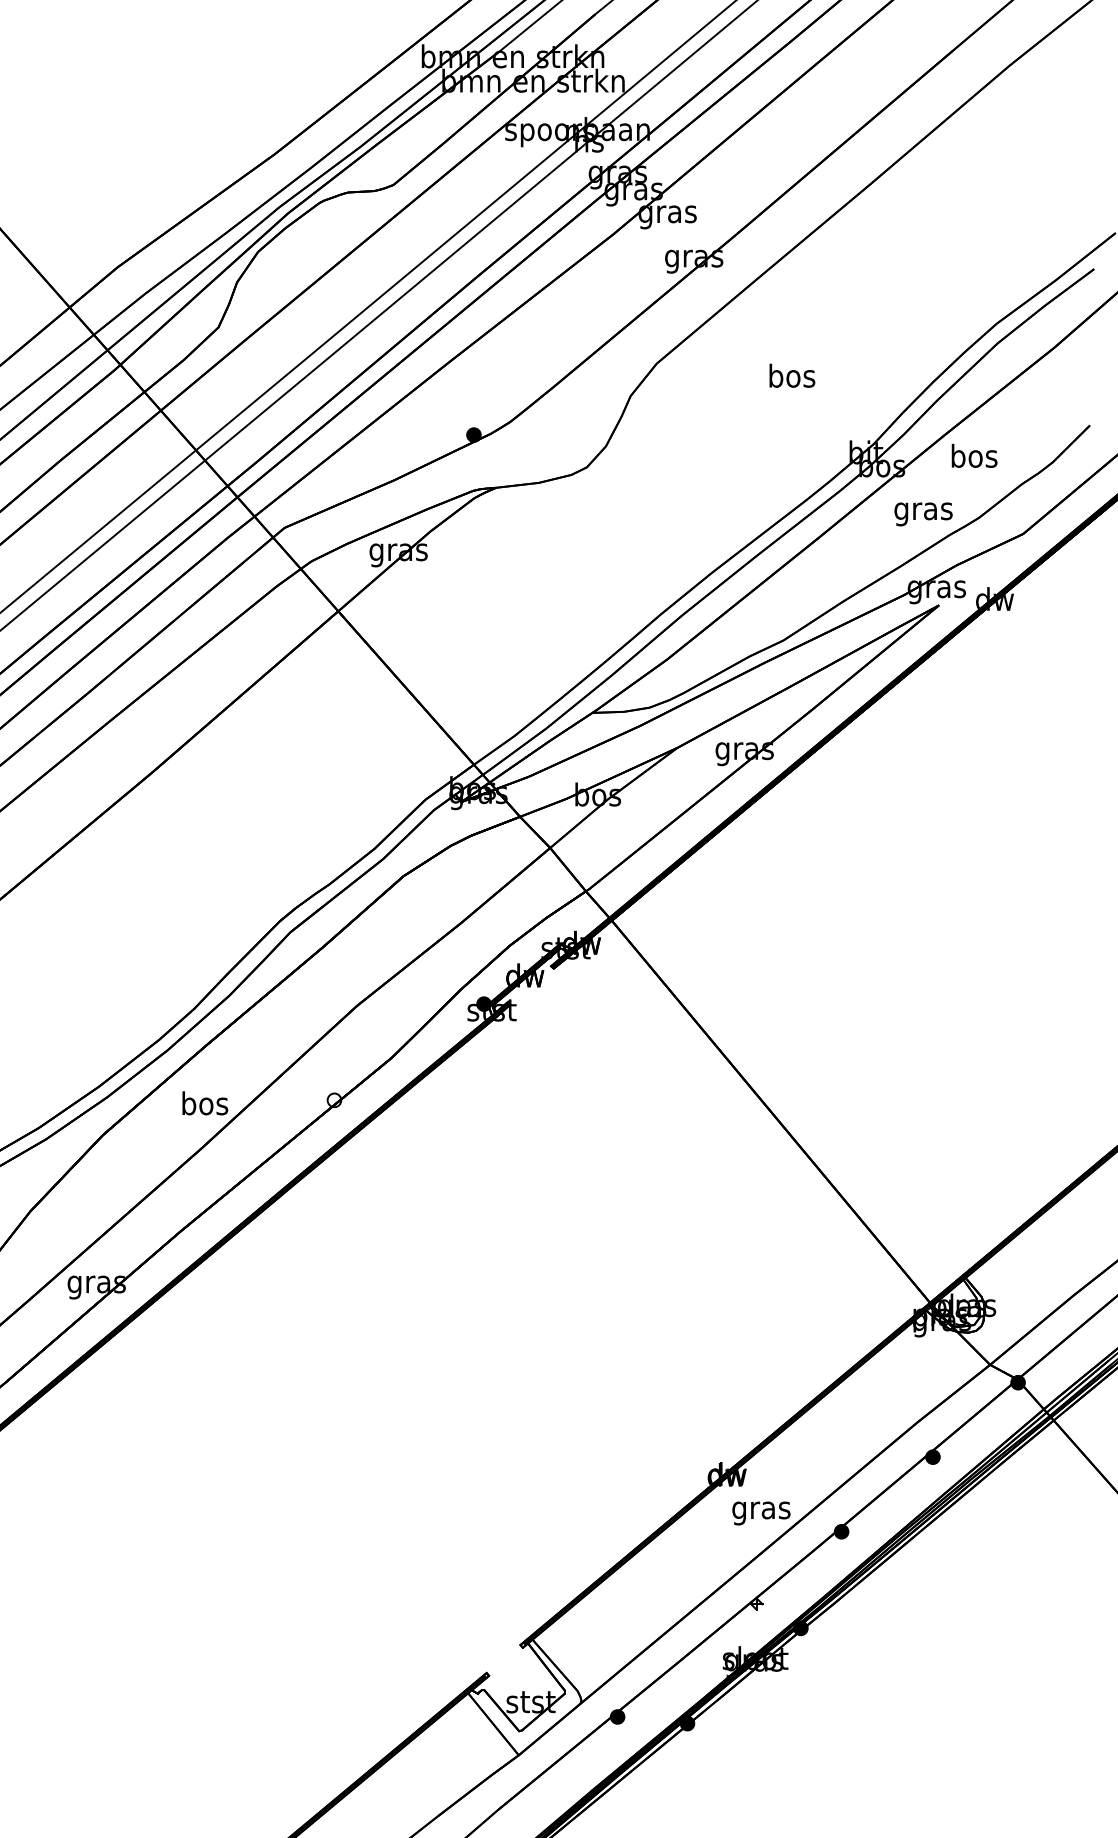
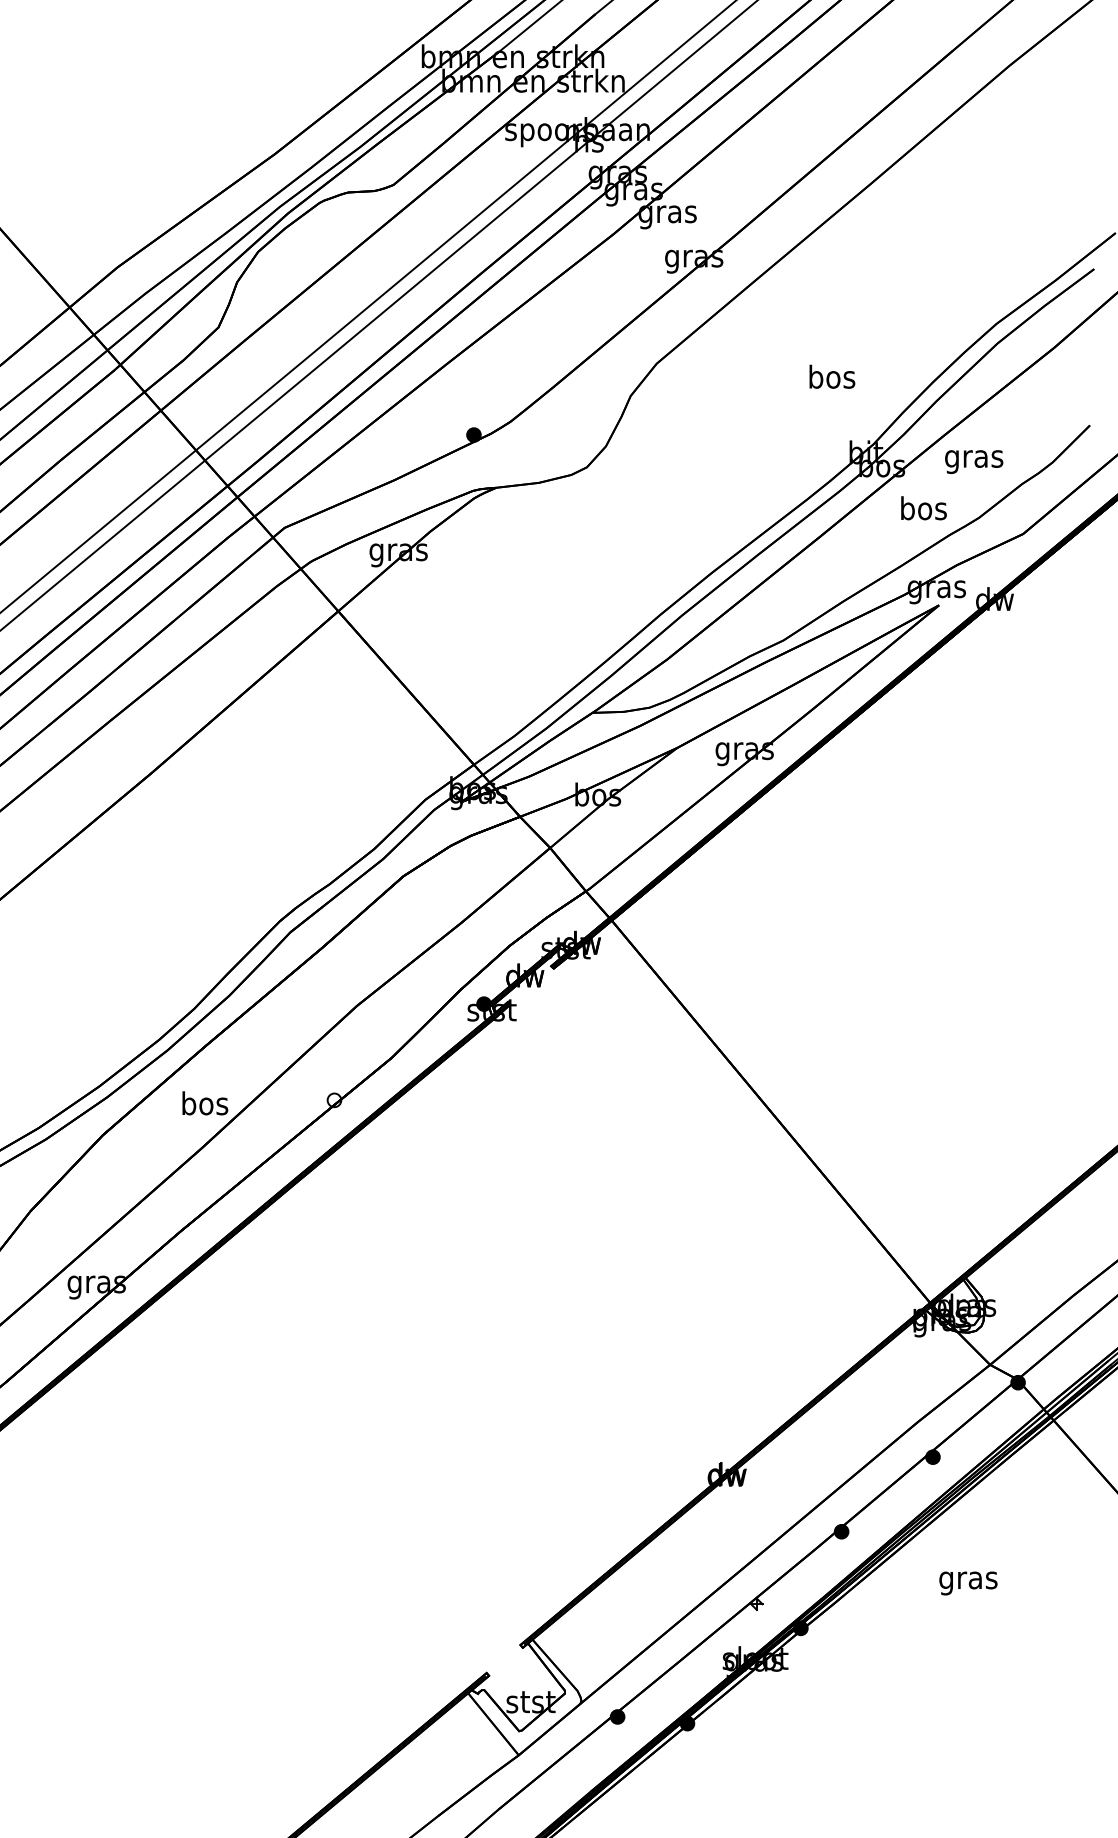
text position: (792, 375) -> (832, 376) (832, 376)
text: bos -> gras (974, 458)
text: gras -> bos (923, 511)
text position: (761, 1513) -> (968, 1583) (968, 1583)
